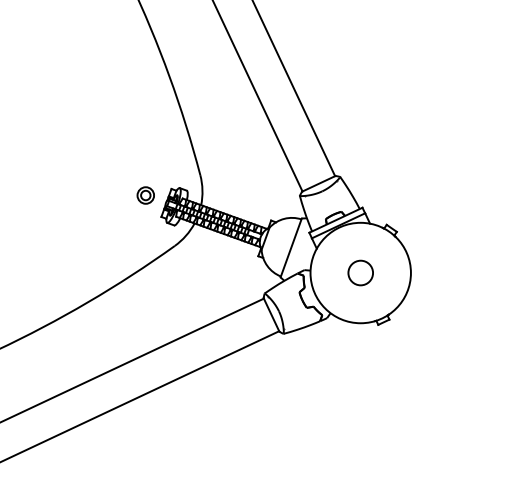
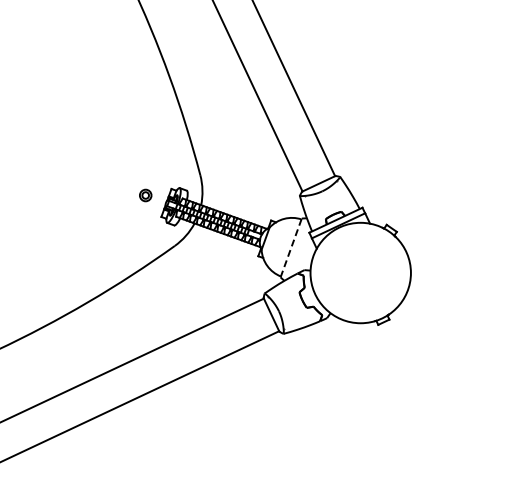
part size: 19x19 px -> 14x15 px (145, 195)
line: solid -> dashed (291, 247)
circle: present -> none (360, 272)
